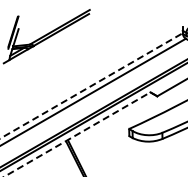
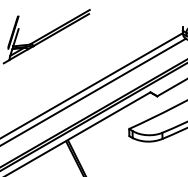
line: dashed -> solid (91, 85)
line: dashed -> solid (77, 134)
